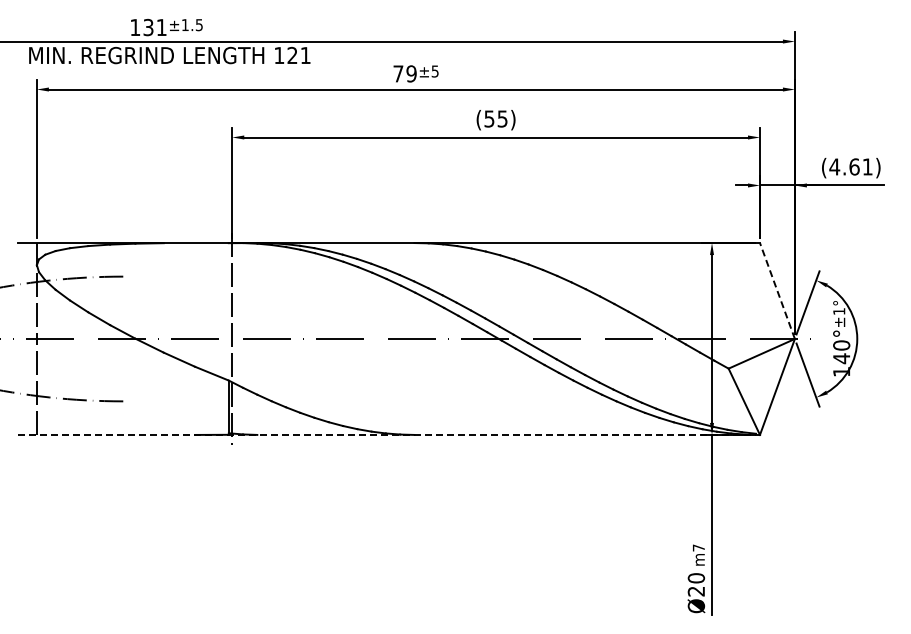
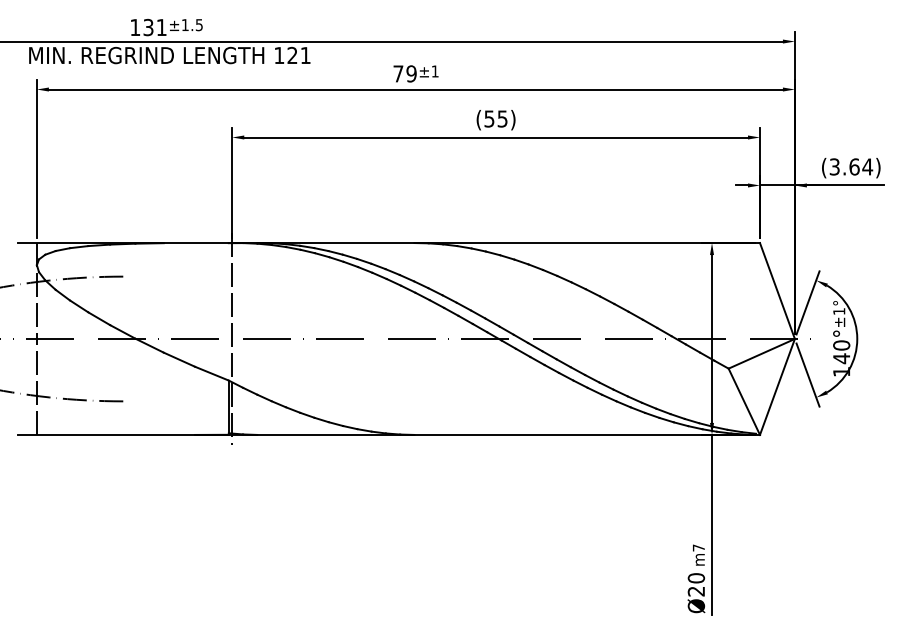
text: ±5 -> ±1 (434, 71)
text: (4.61) -> (3.64) (851, 166)
line: dashed -> solid (777, 290)
line: dashed -> solid (389, 434)
